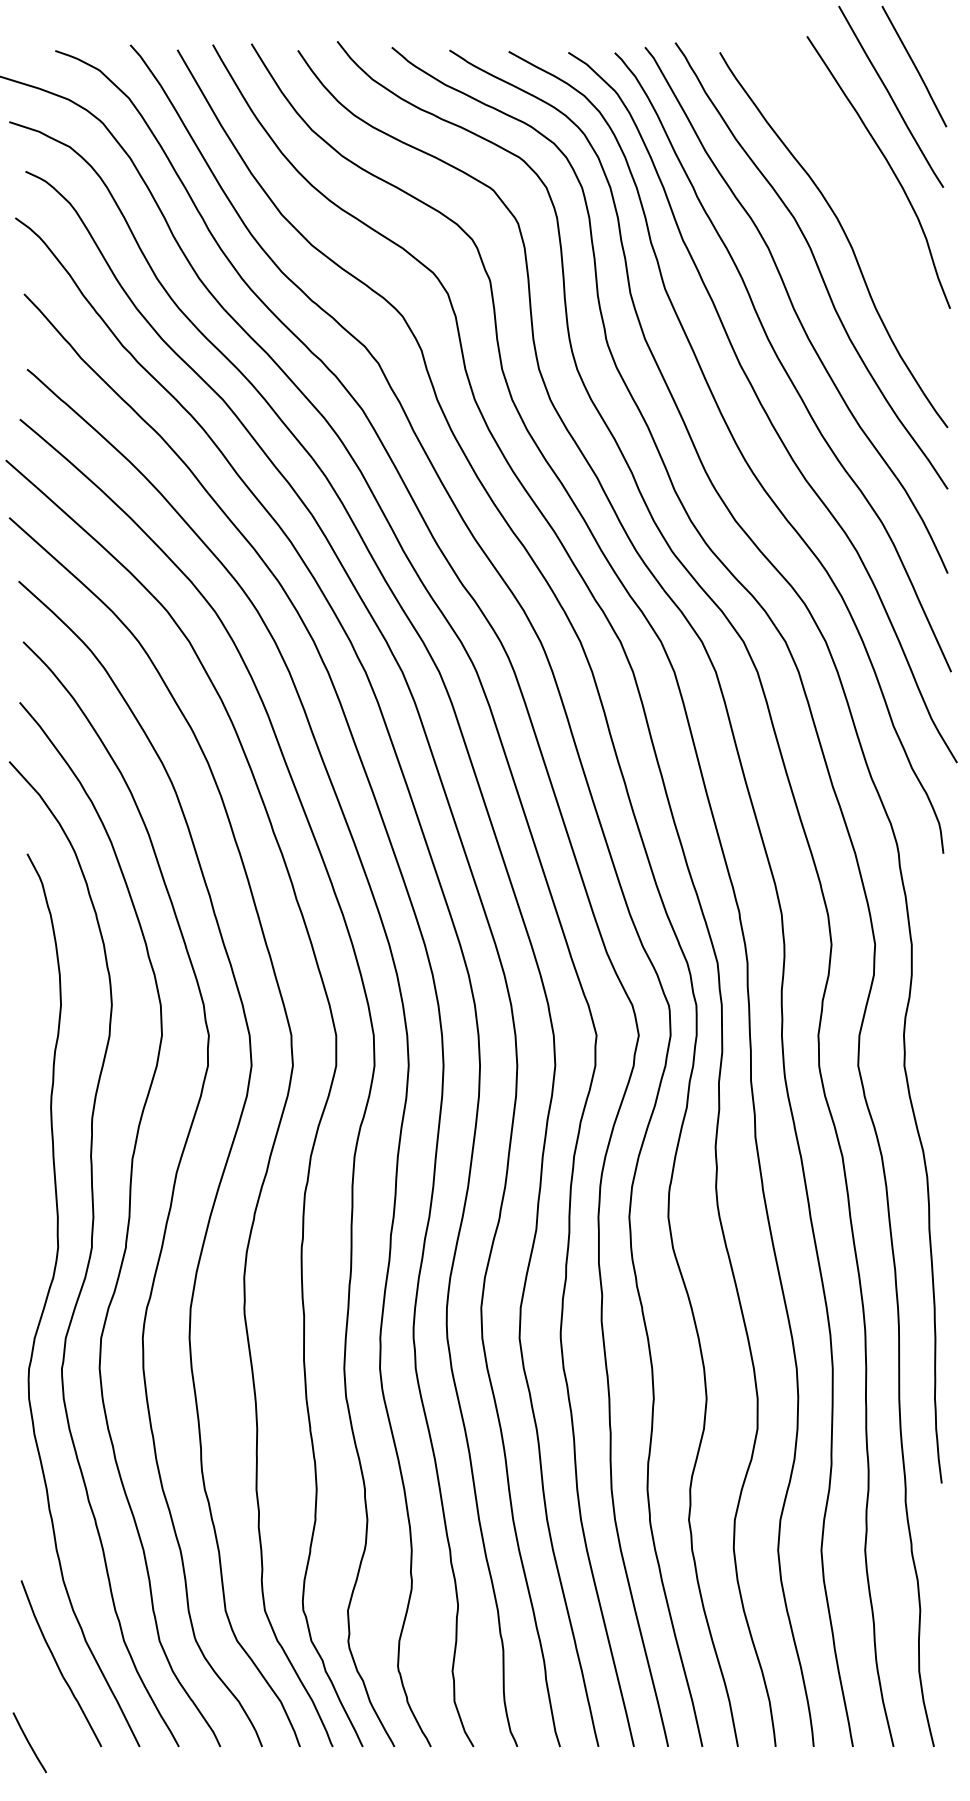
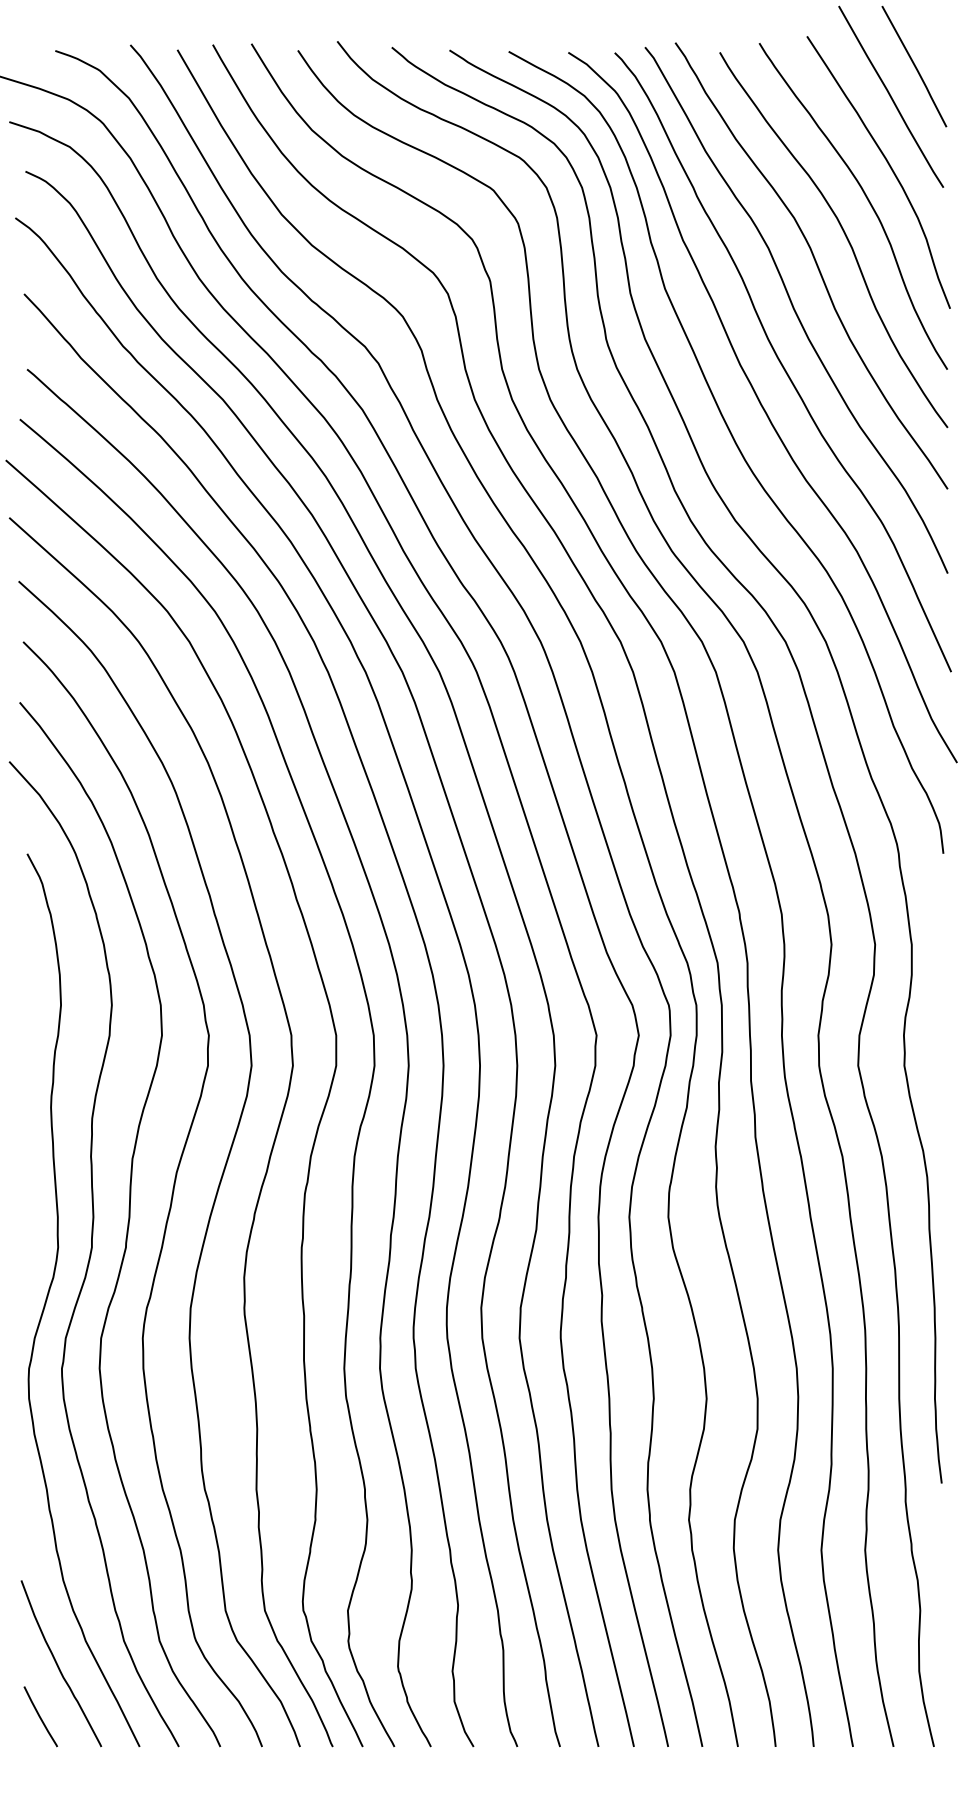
curve: none -> present (866, 198)
line position: (29, 1742) -> (40, 1716) (40, 1716)
